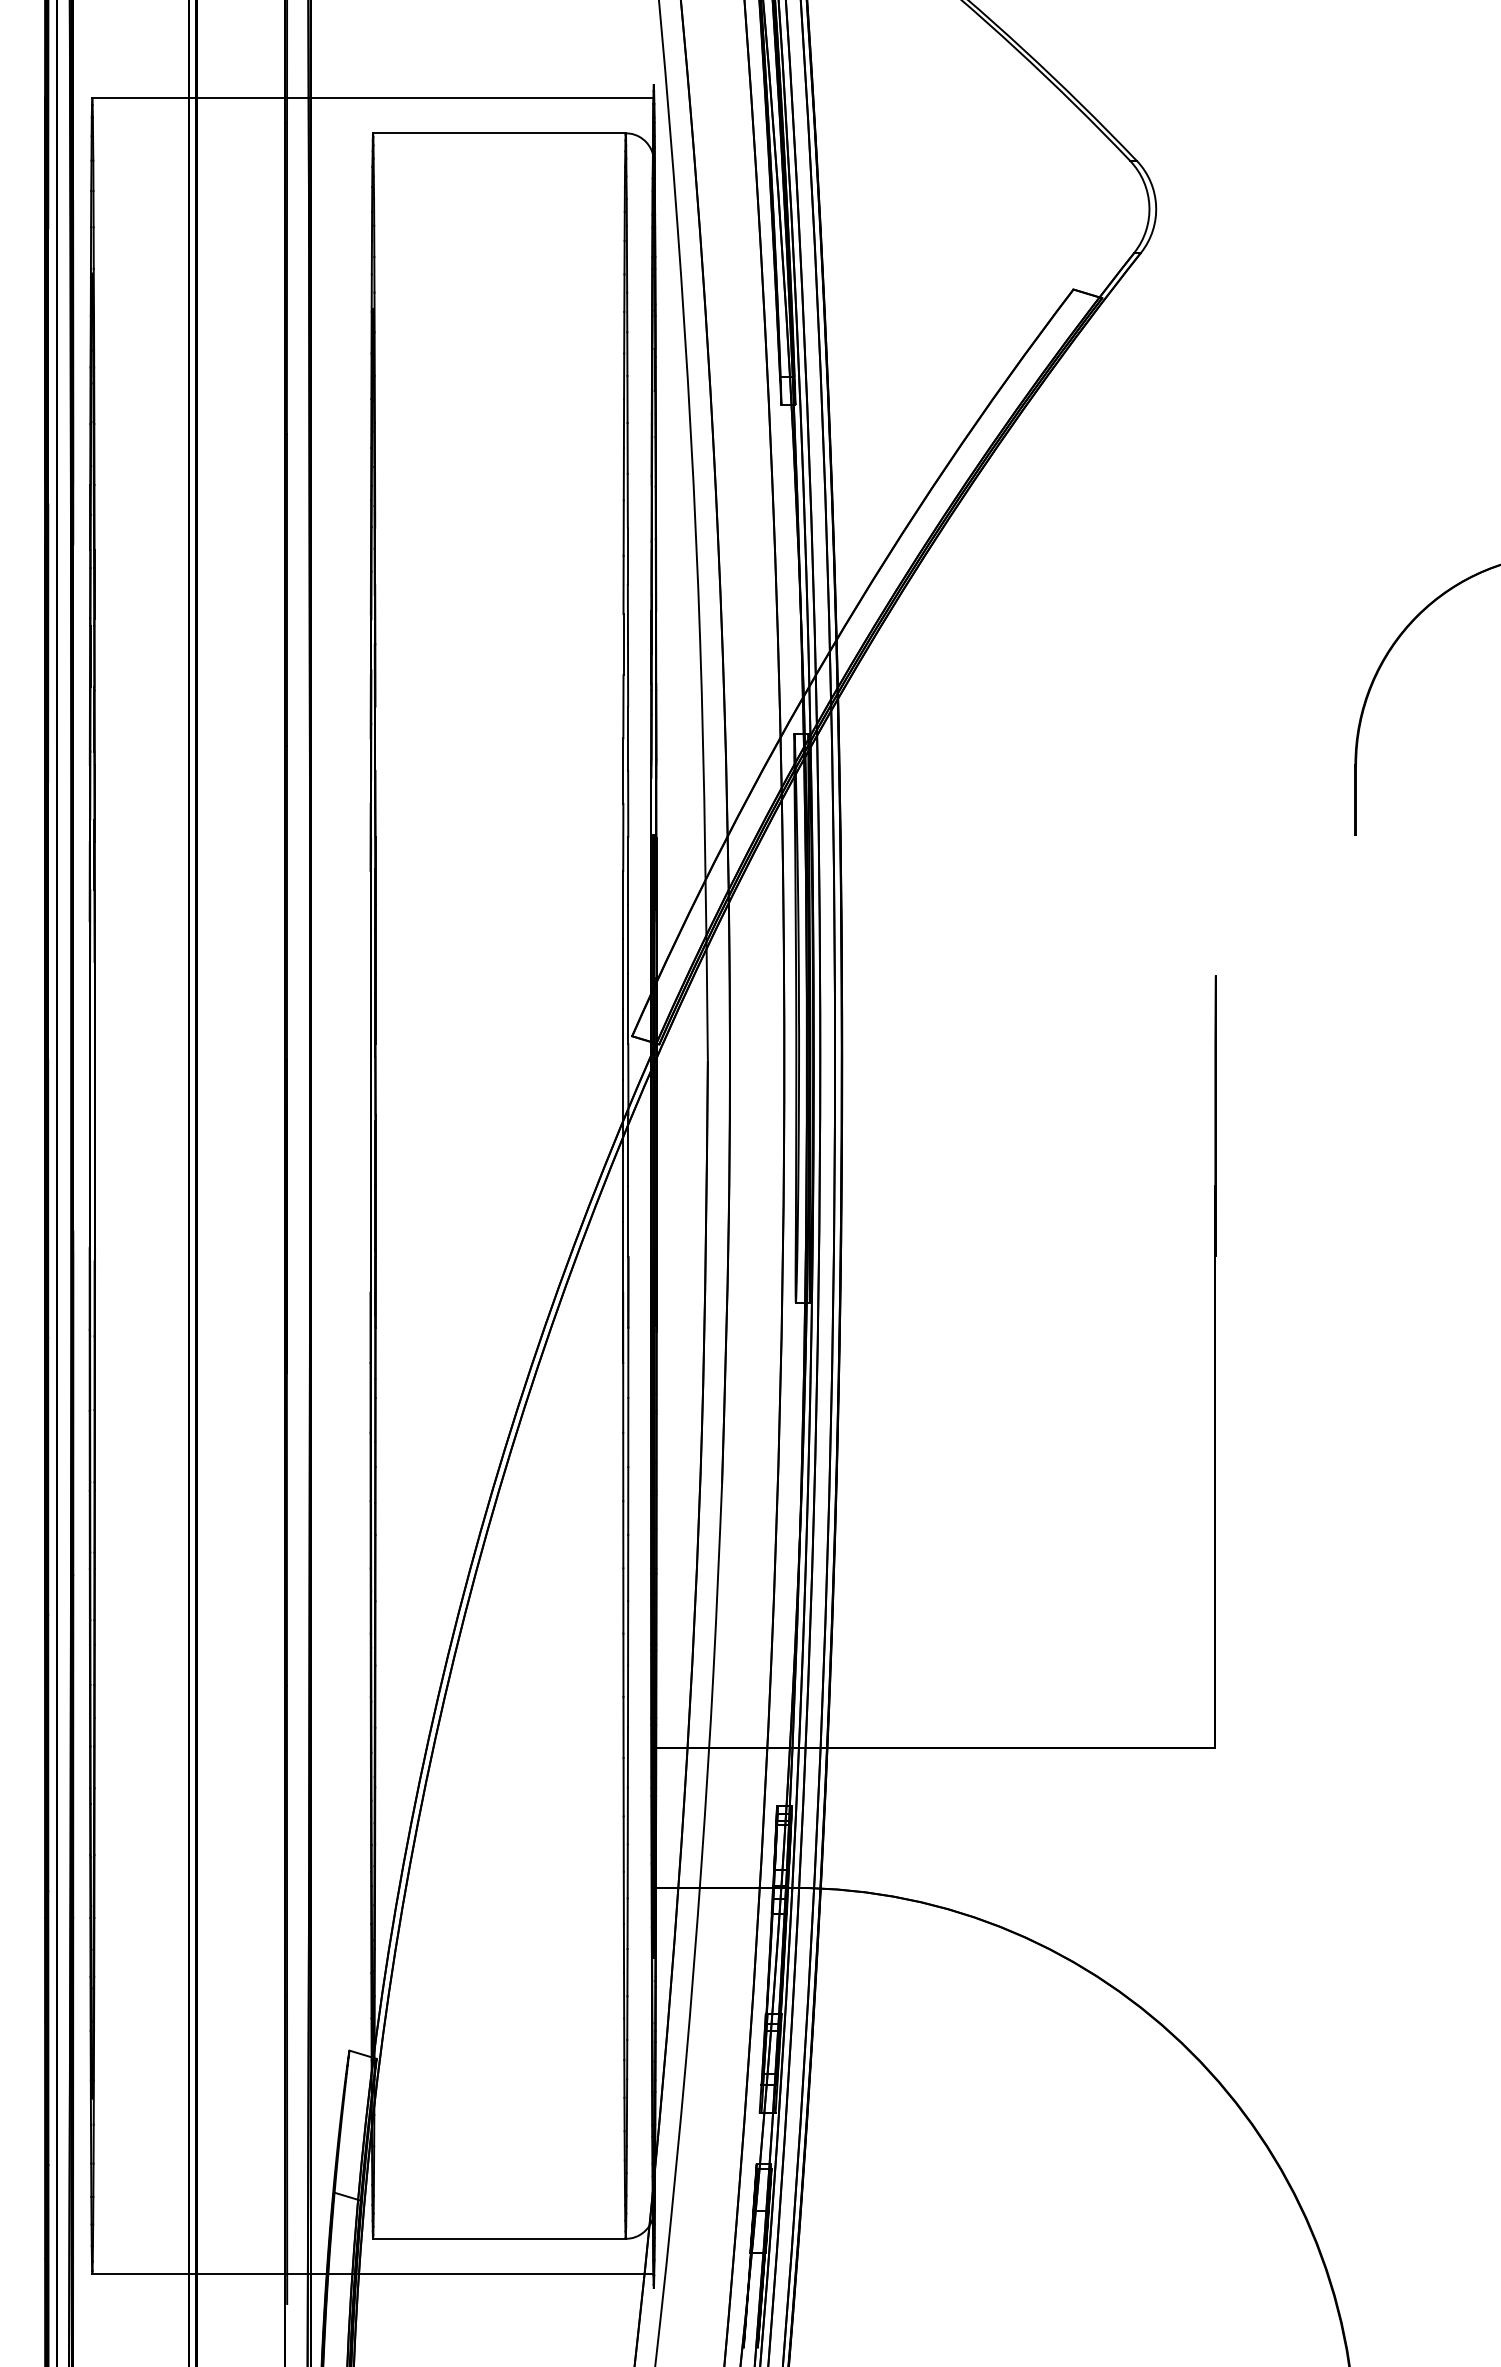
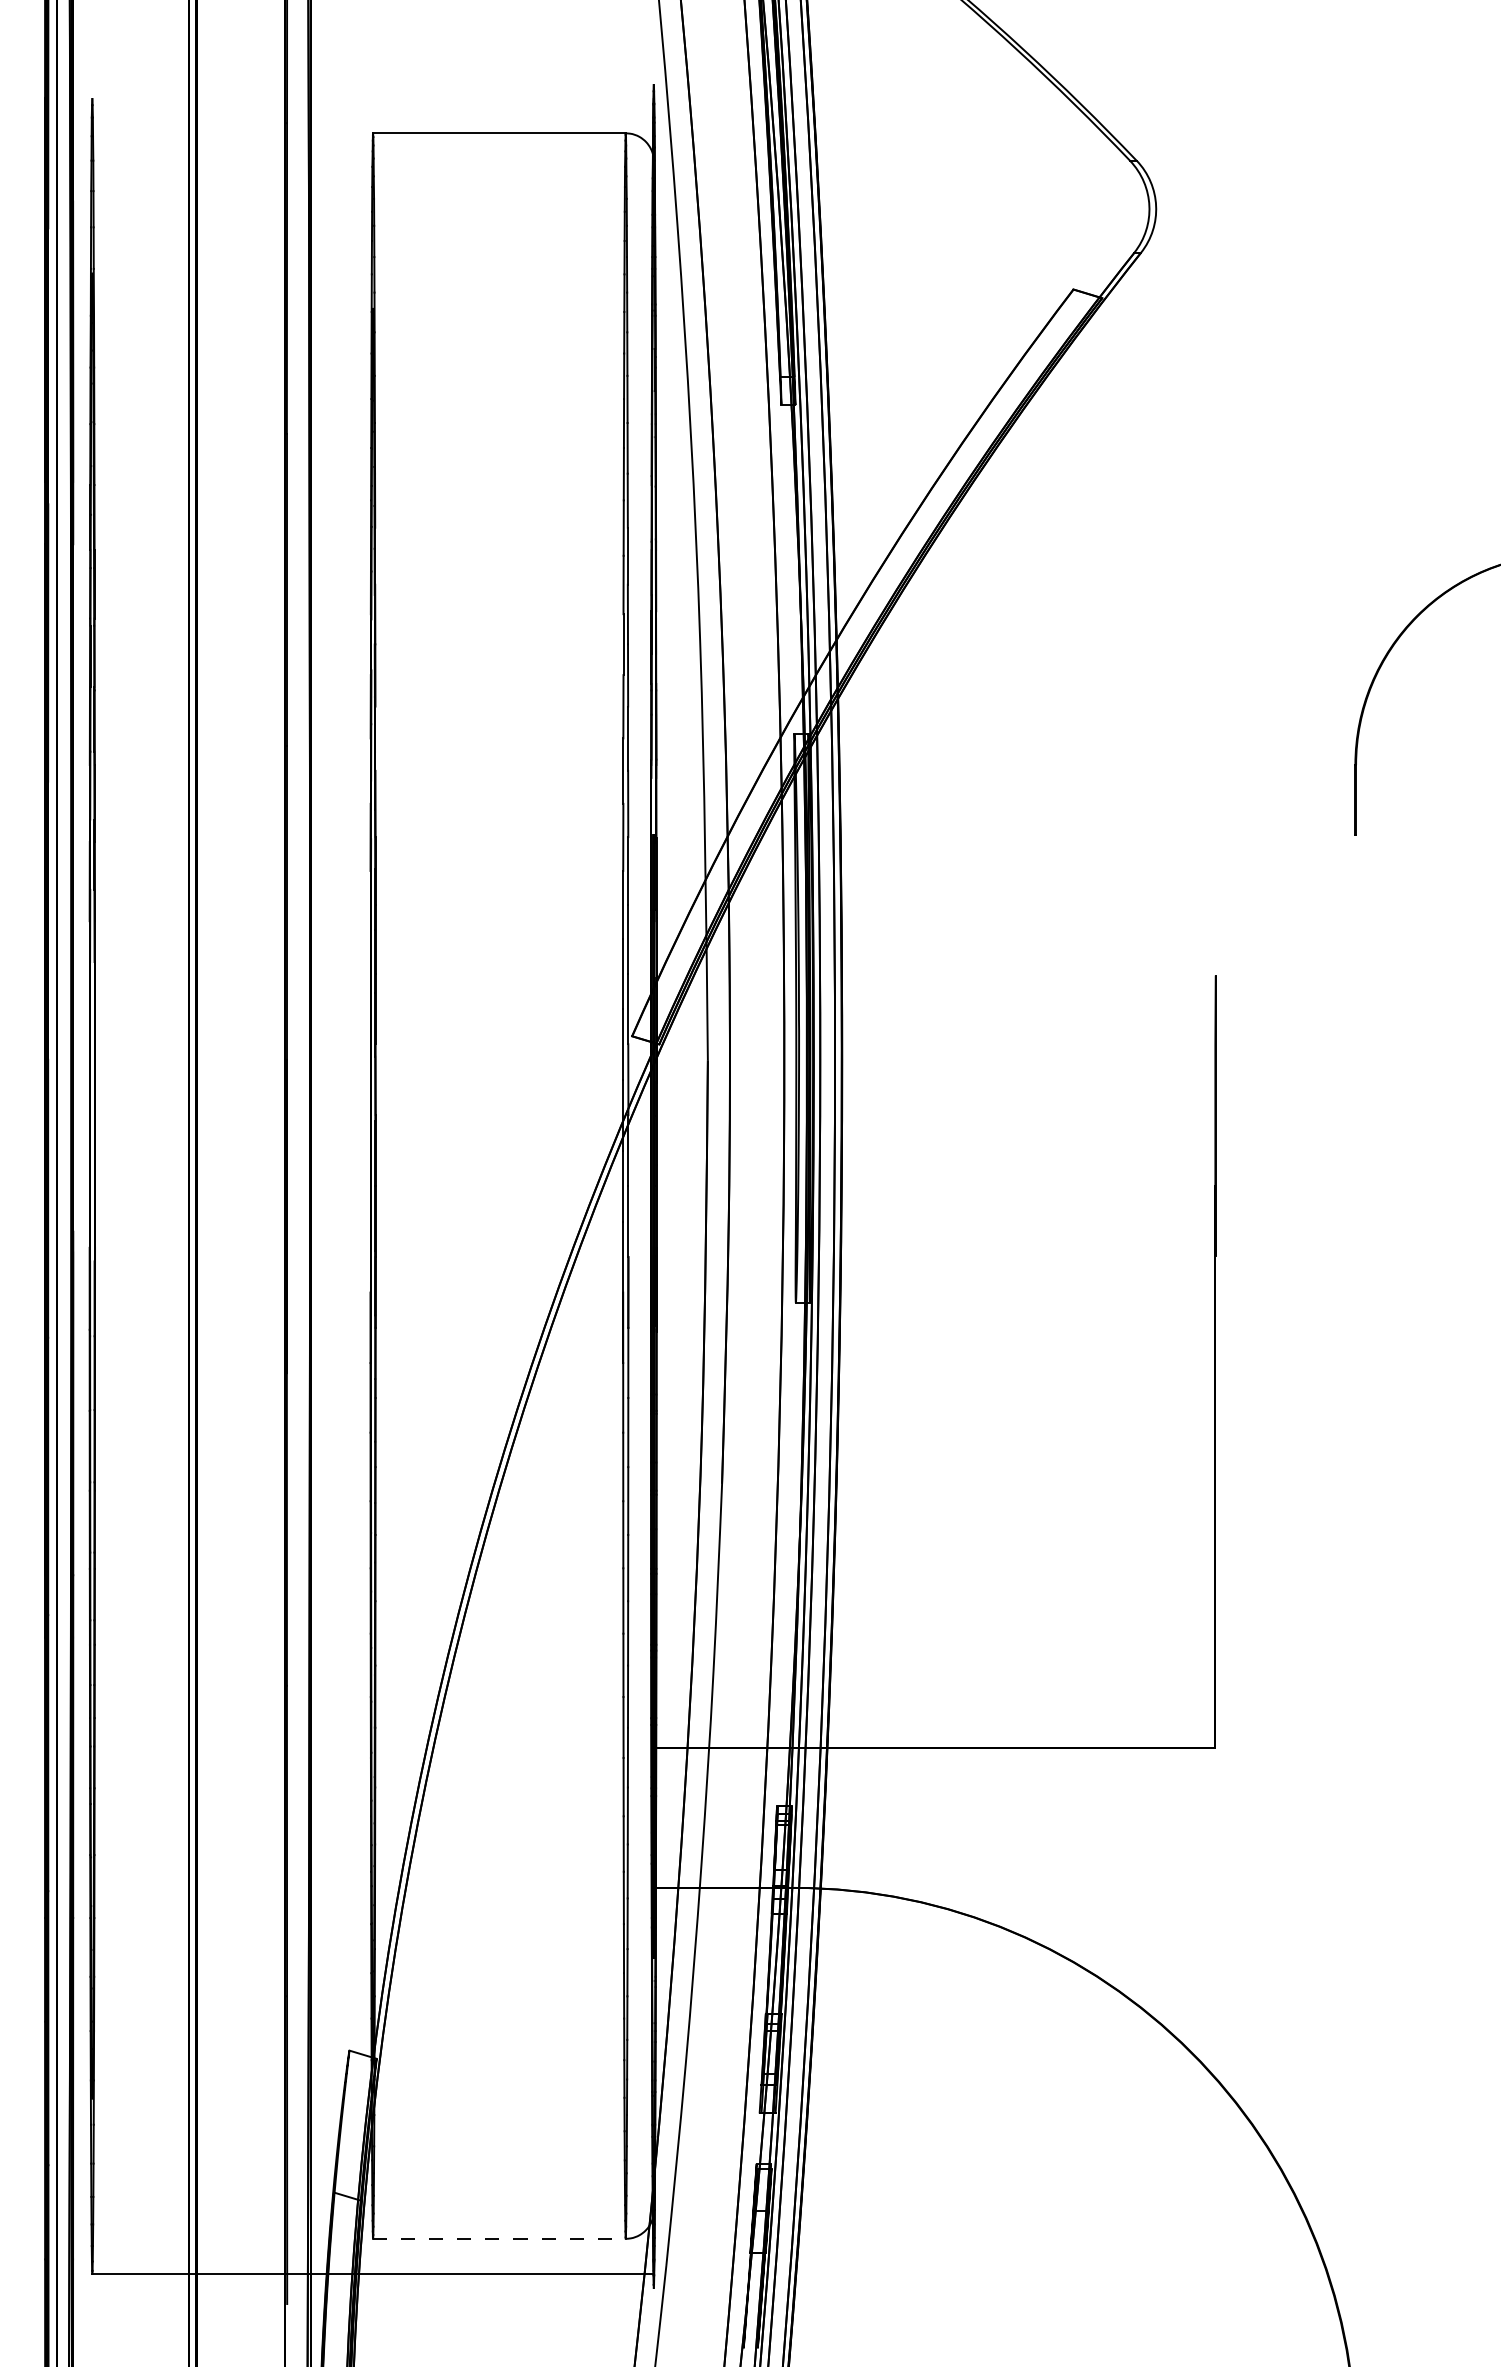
line: present -> none (372, 98)
line: solid -> dashed (499, 2238)
